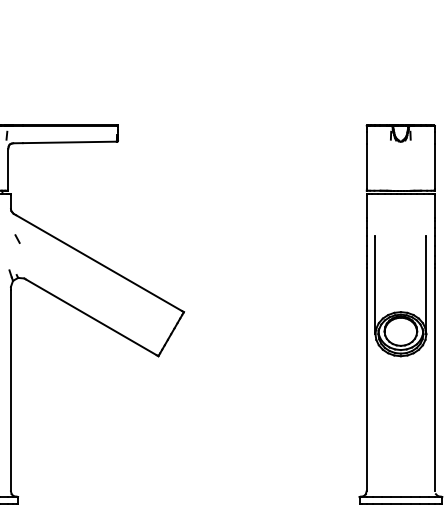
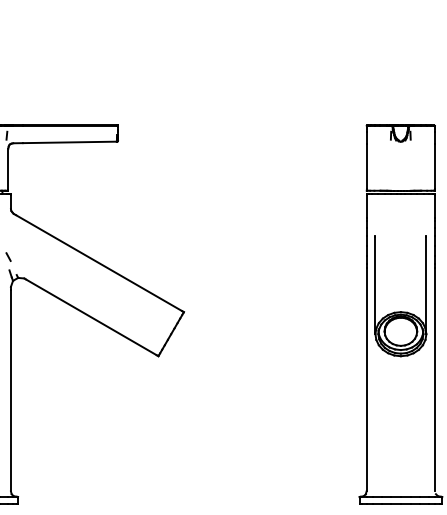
line position: (17, 238) -> (8, 256) (8, 256)
